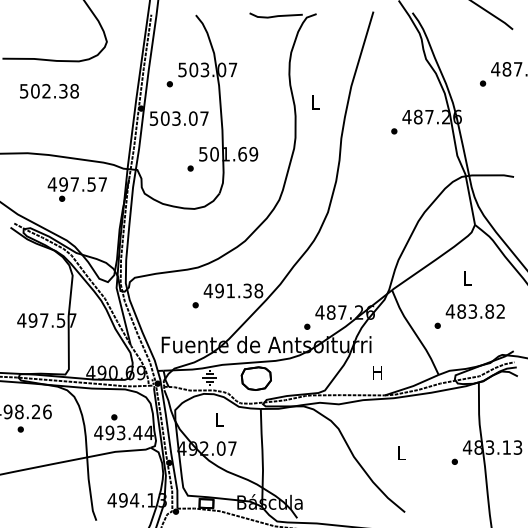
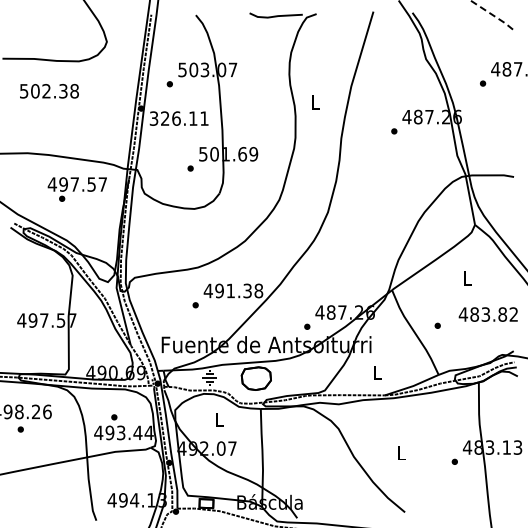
line: solid -> dashed (492, 14)
text: 503.07 -> 326.11 (179, 118)
text position: (474, 311) -> (487, 314) (487, 314)
text: H -> L (377, 372)
